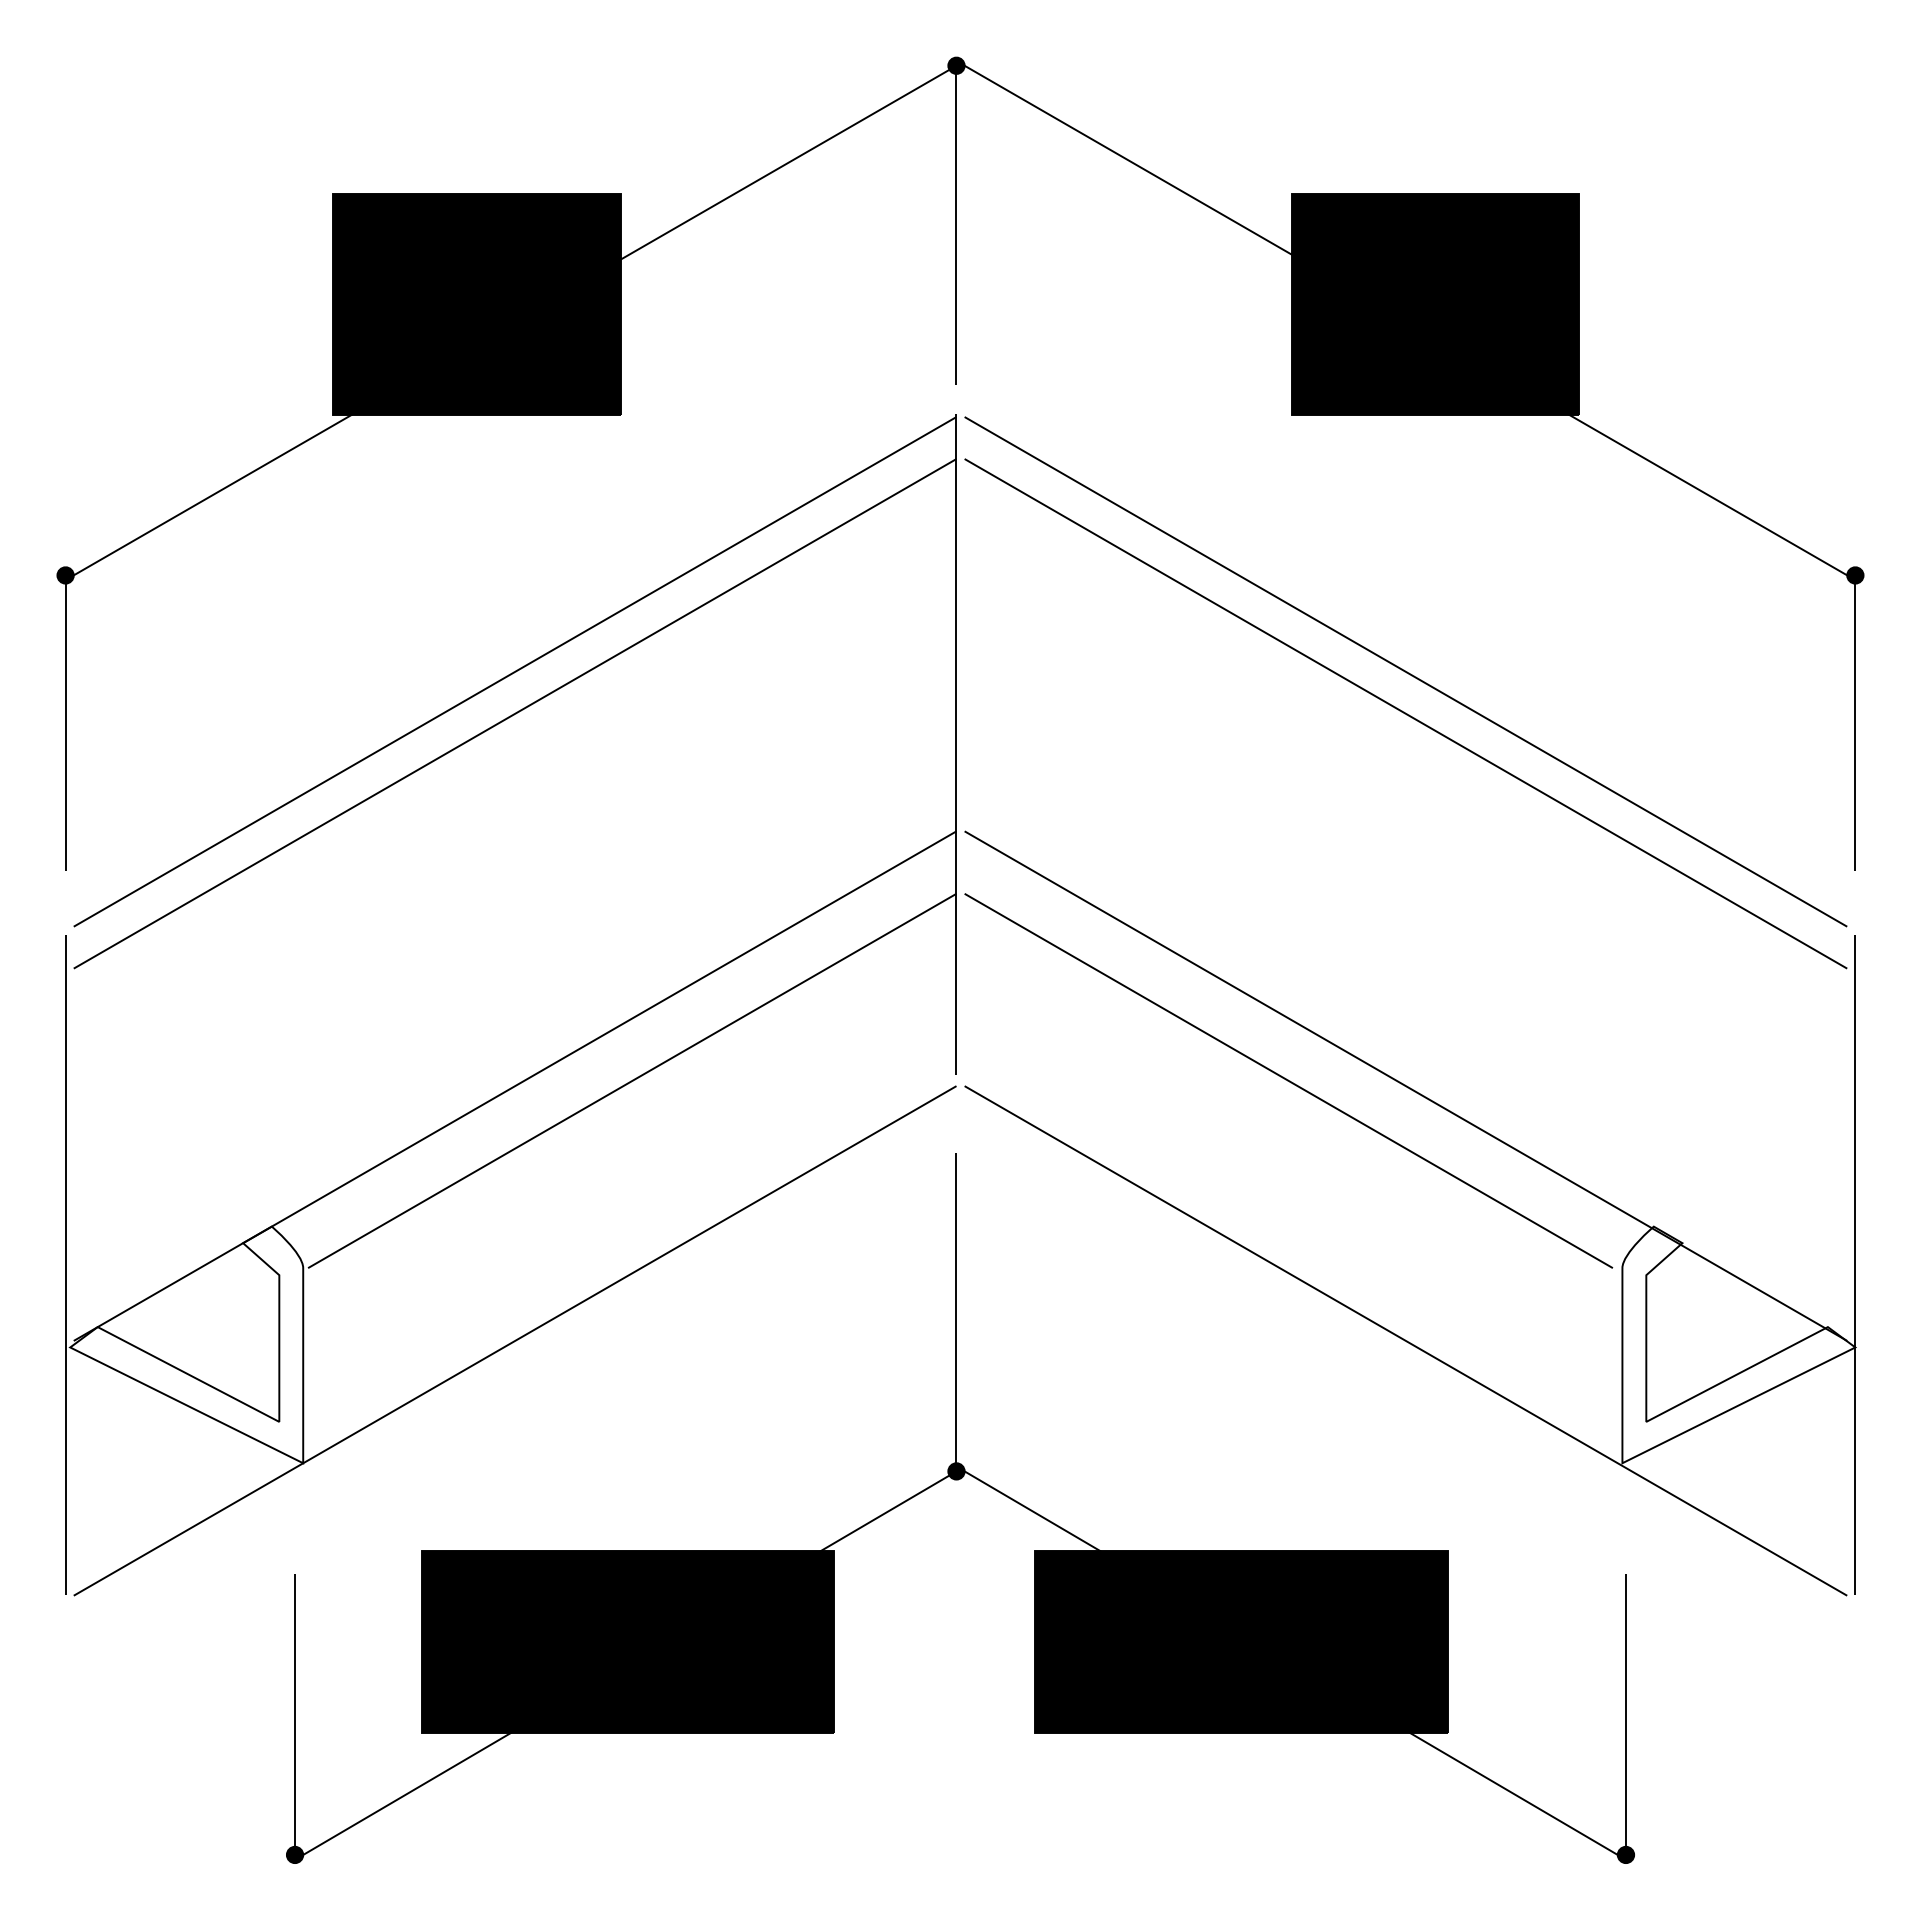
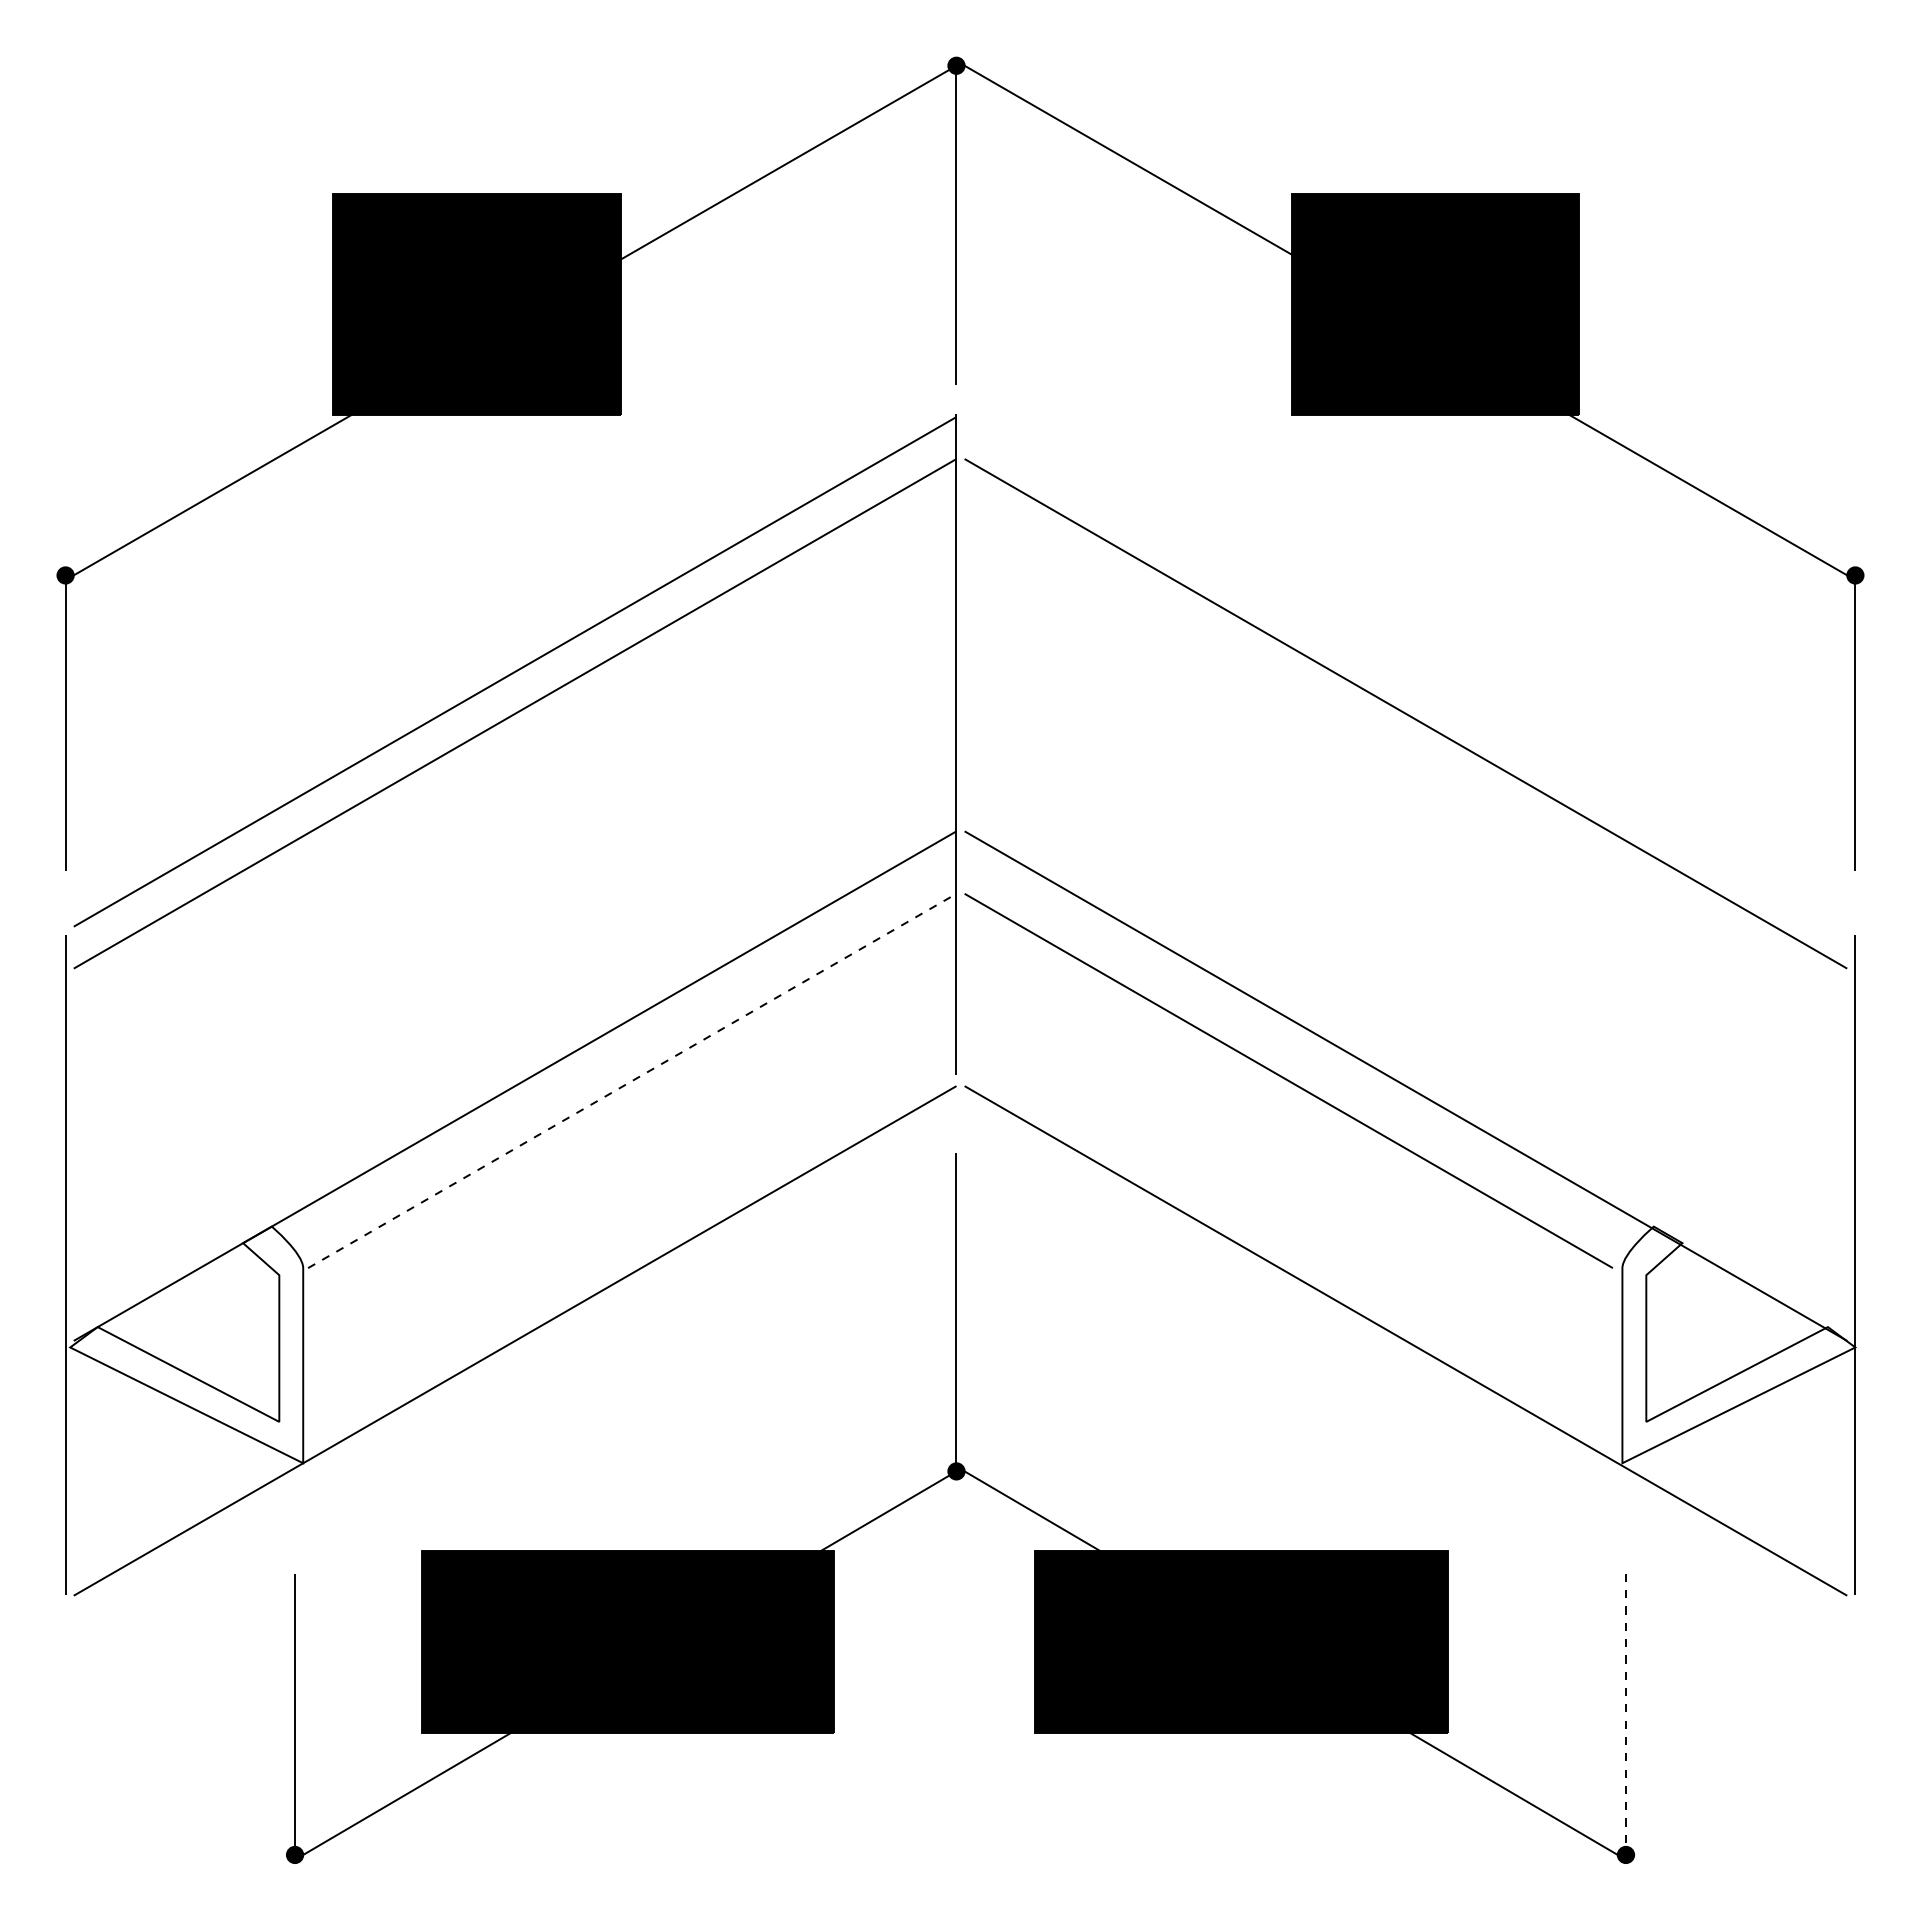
line: present -> none (1405, 671)
line: solid -> dashed (632, 1080)
line: solid -> dashed (1625, 1719)
